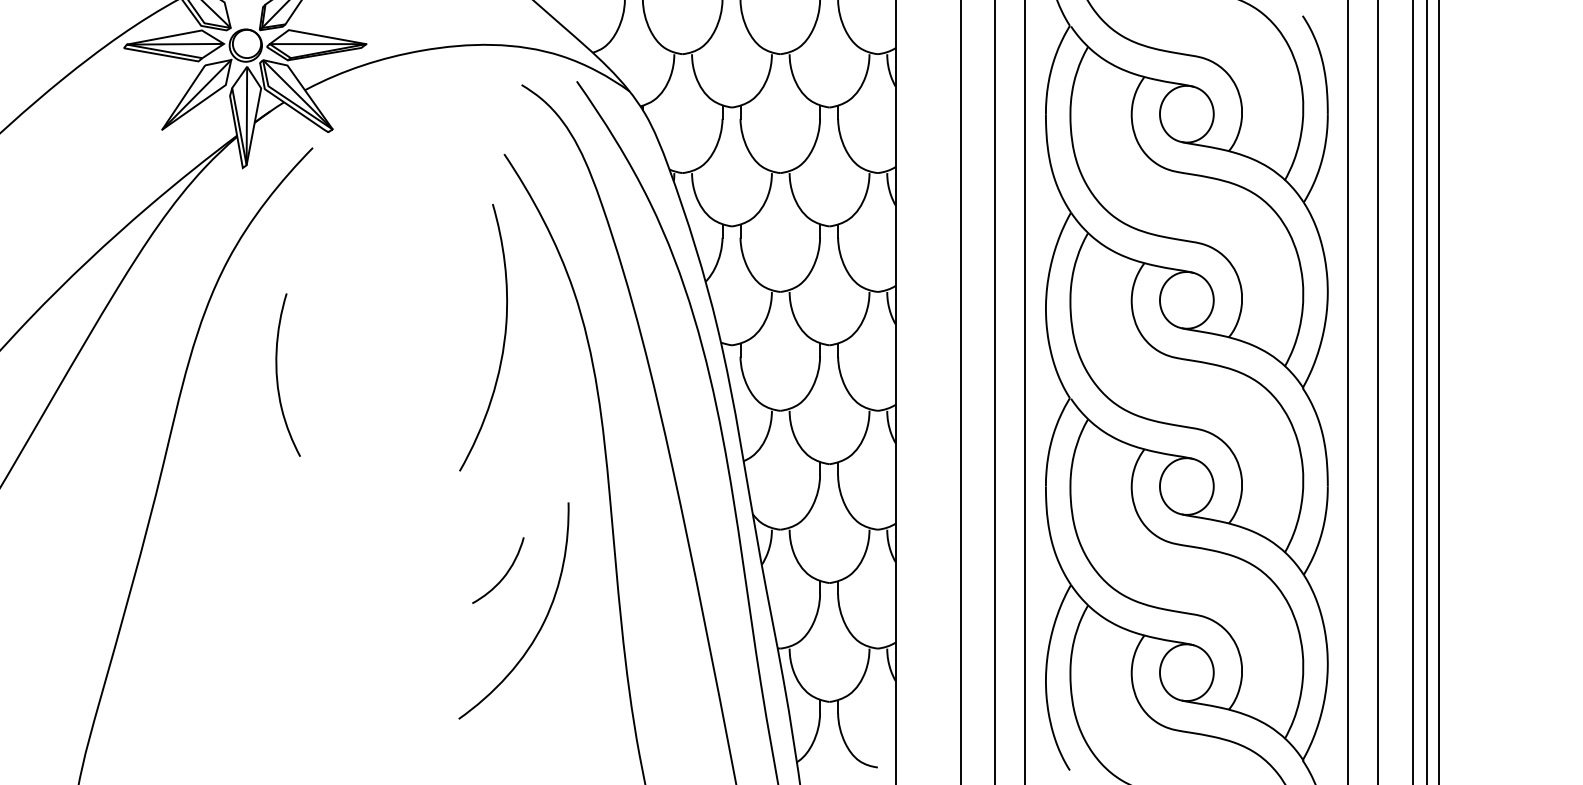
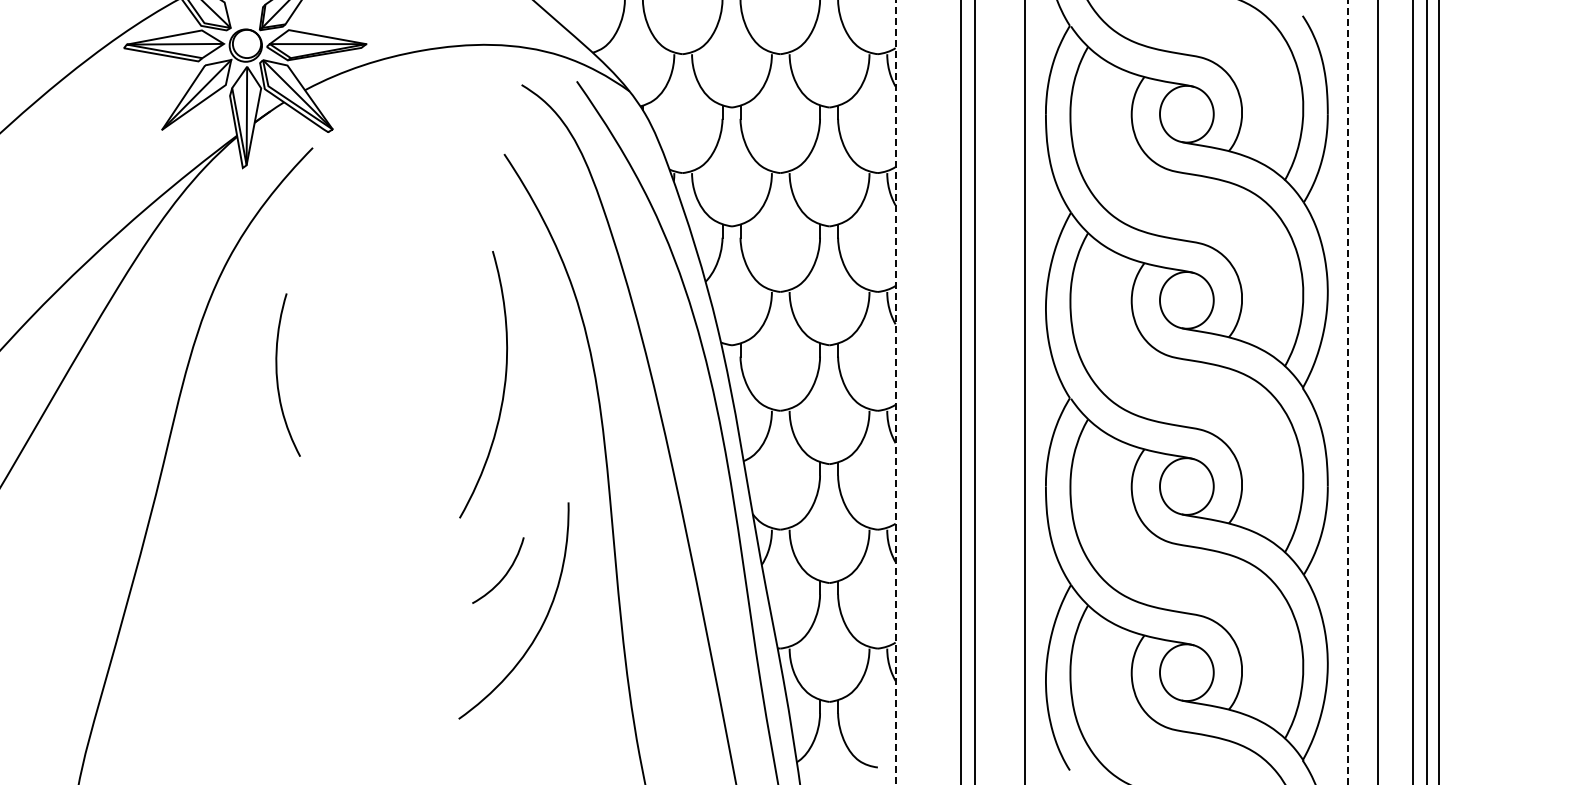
curve position: (503, 339) -> (503, 386) (503, 386)
line position: (994, 391) -> (974, 391) (974, 391)
line: solid -> dashed (895, 392)
line: solid -> dashed (1348, 392)
